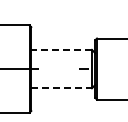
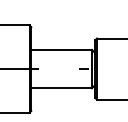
line: dashed -> solid (61, 49)
line: dashed -> solid (62, 88)
